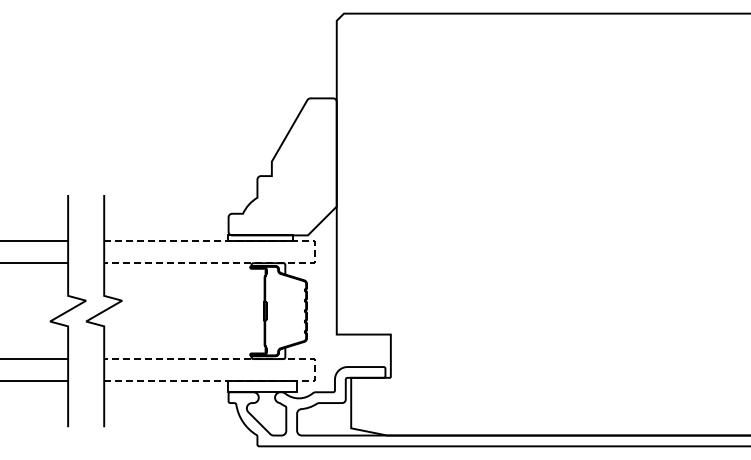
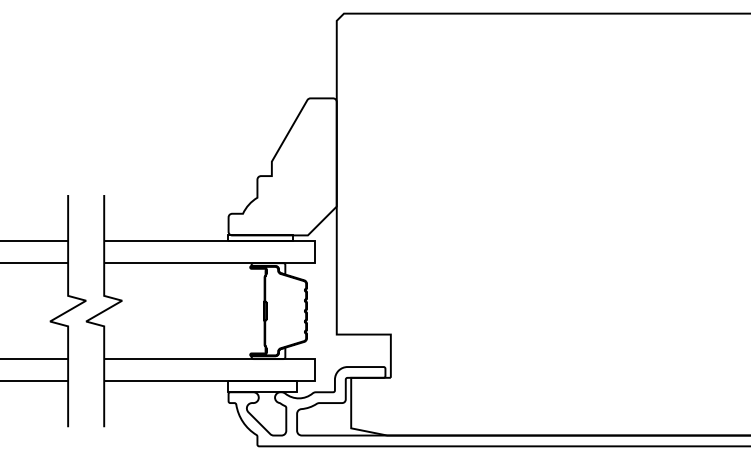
line: dashed -> solid (315, 252)
line: dashed -> solid (315, 369)
